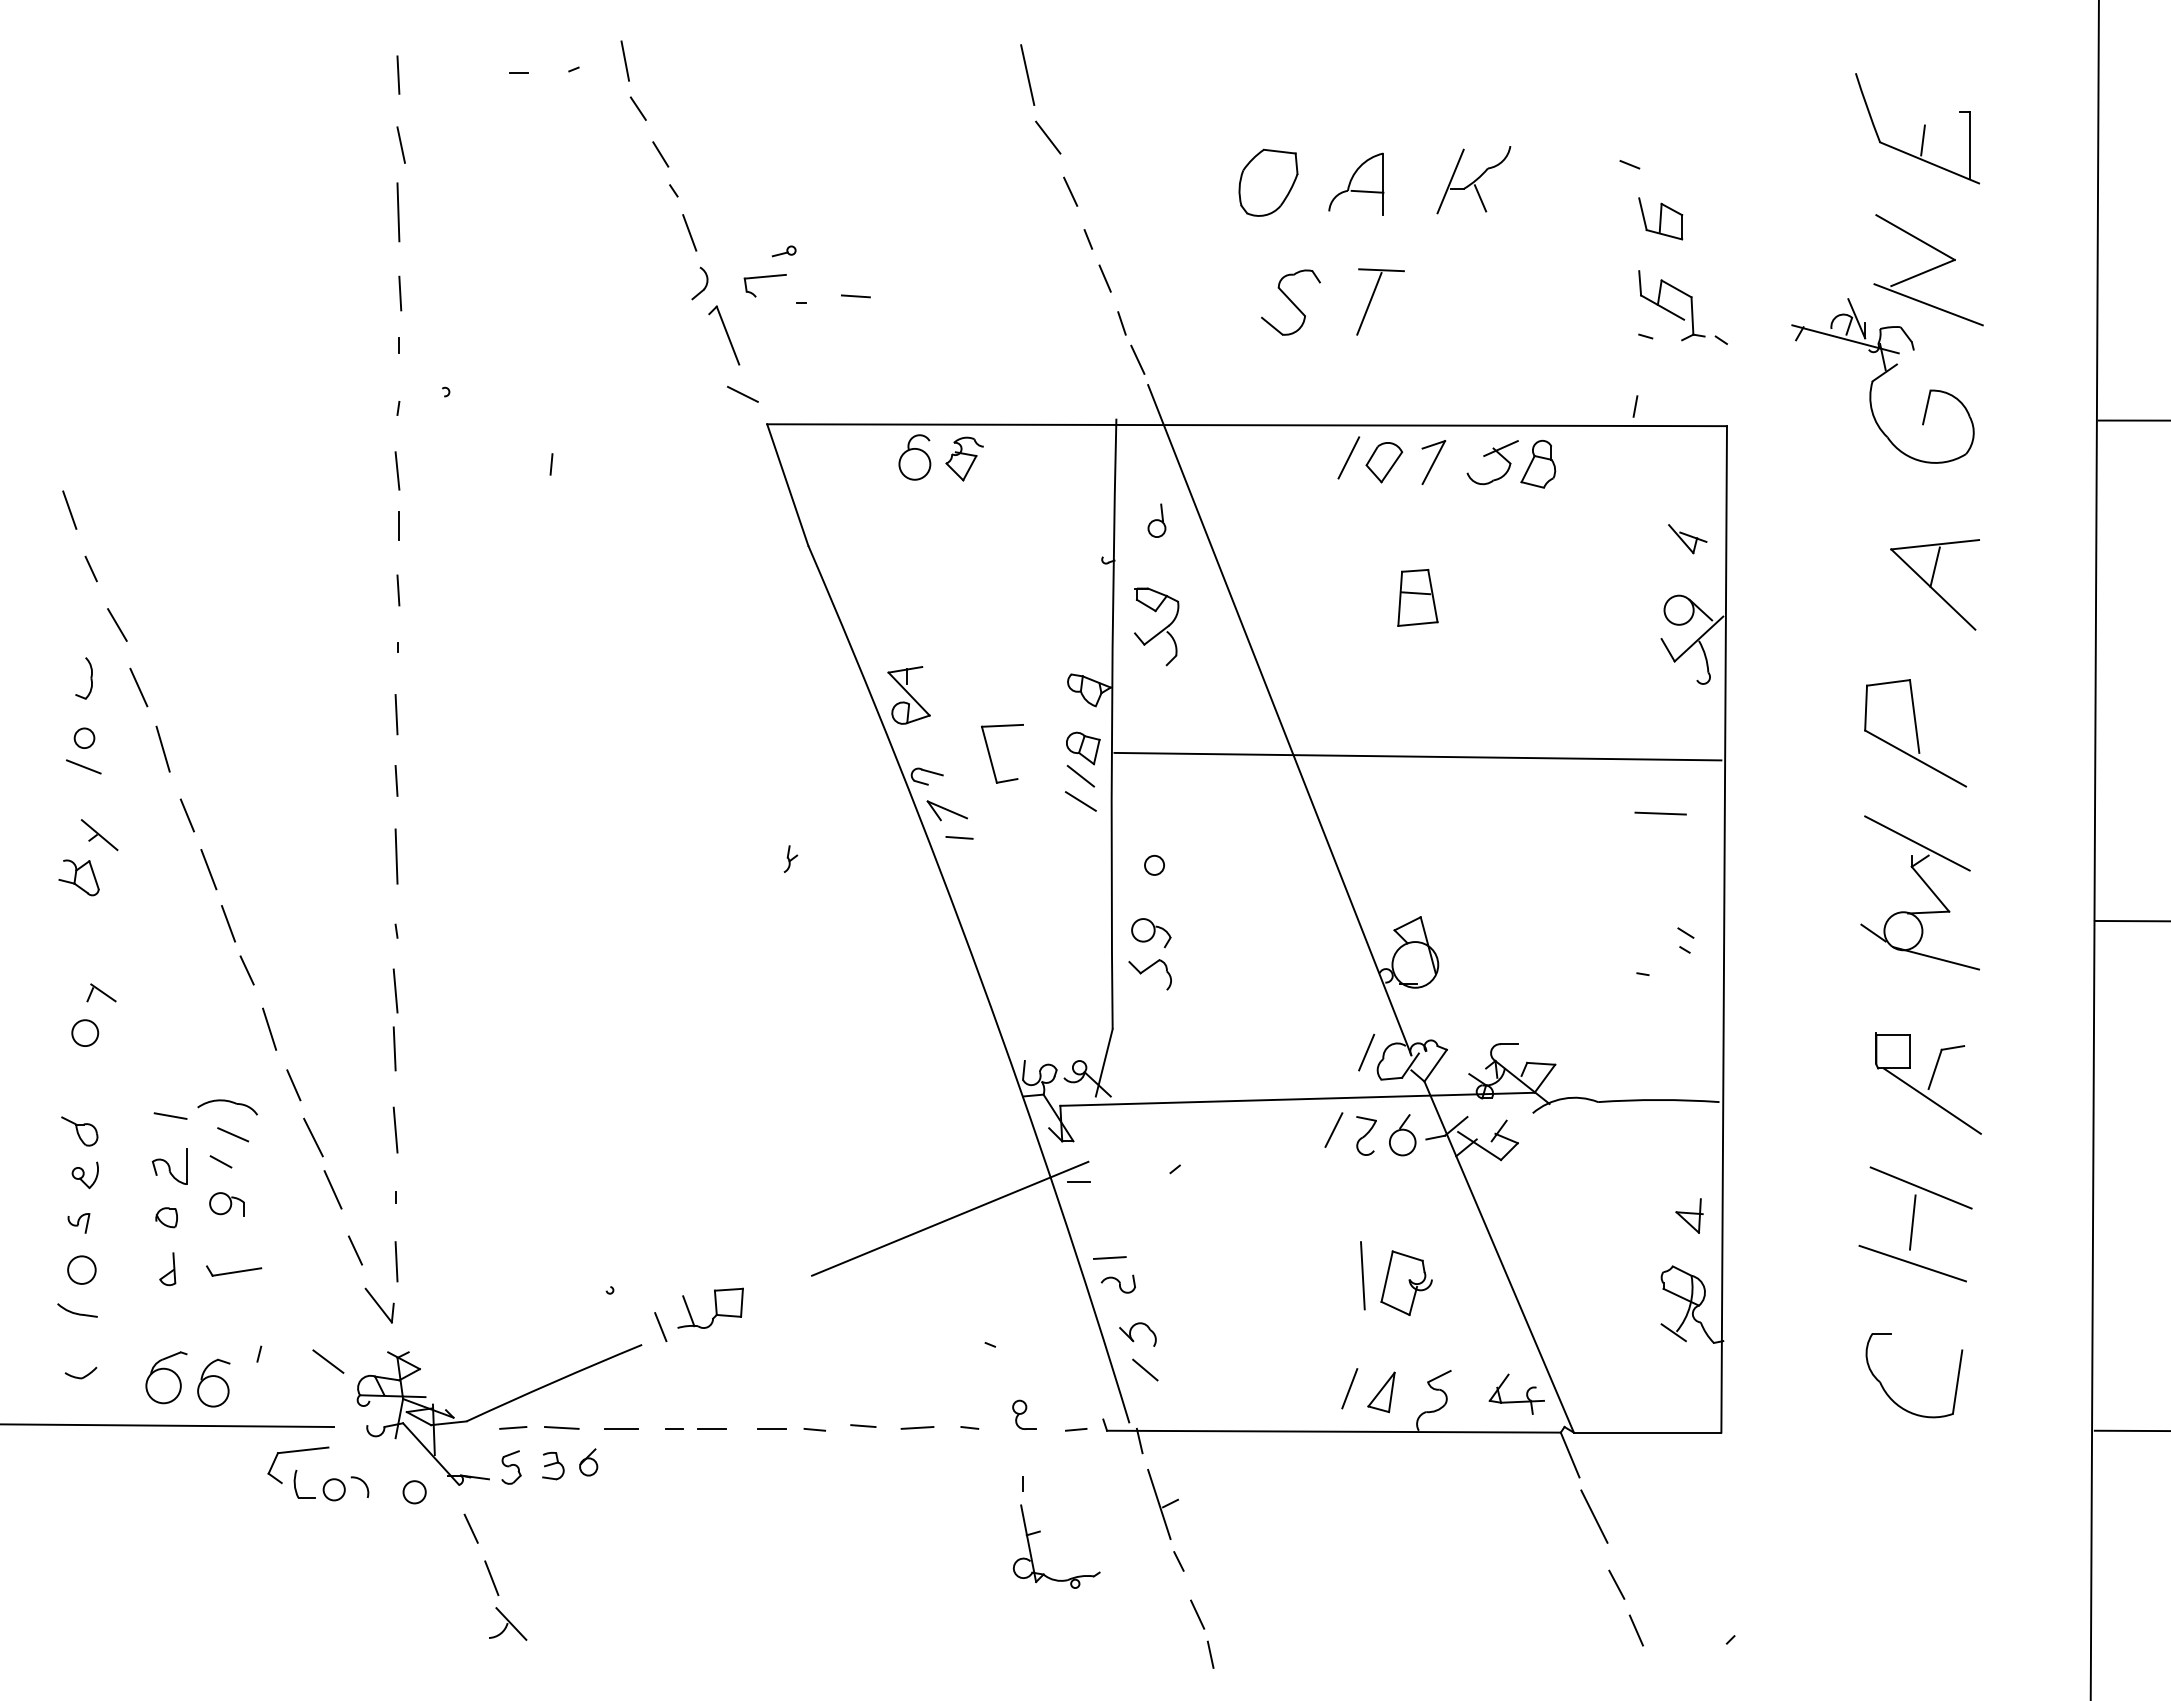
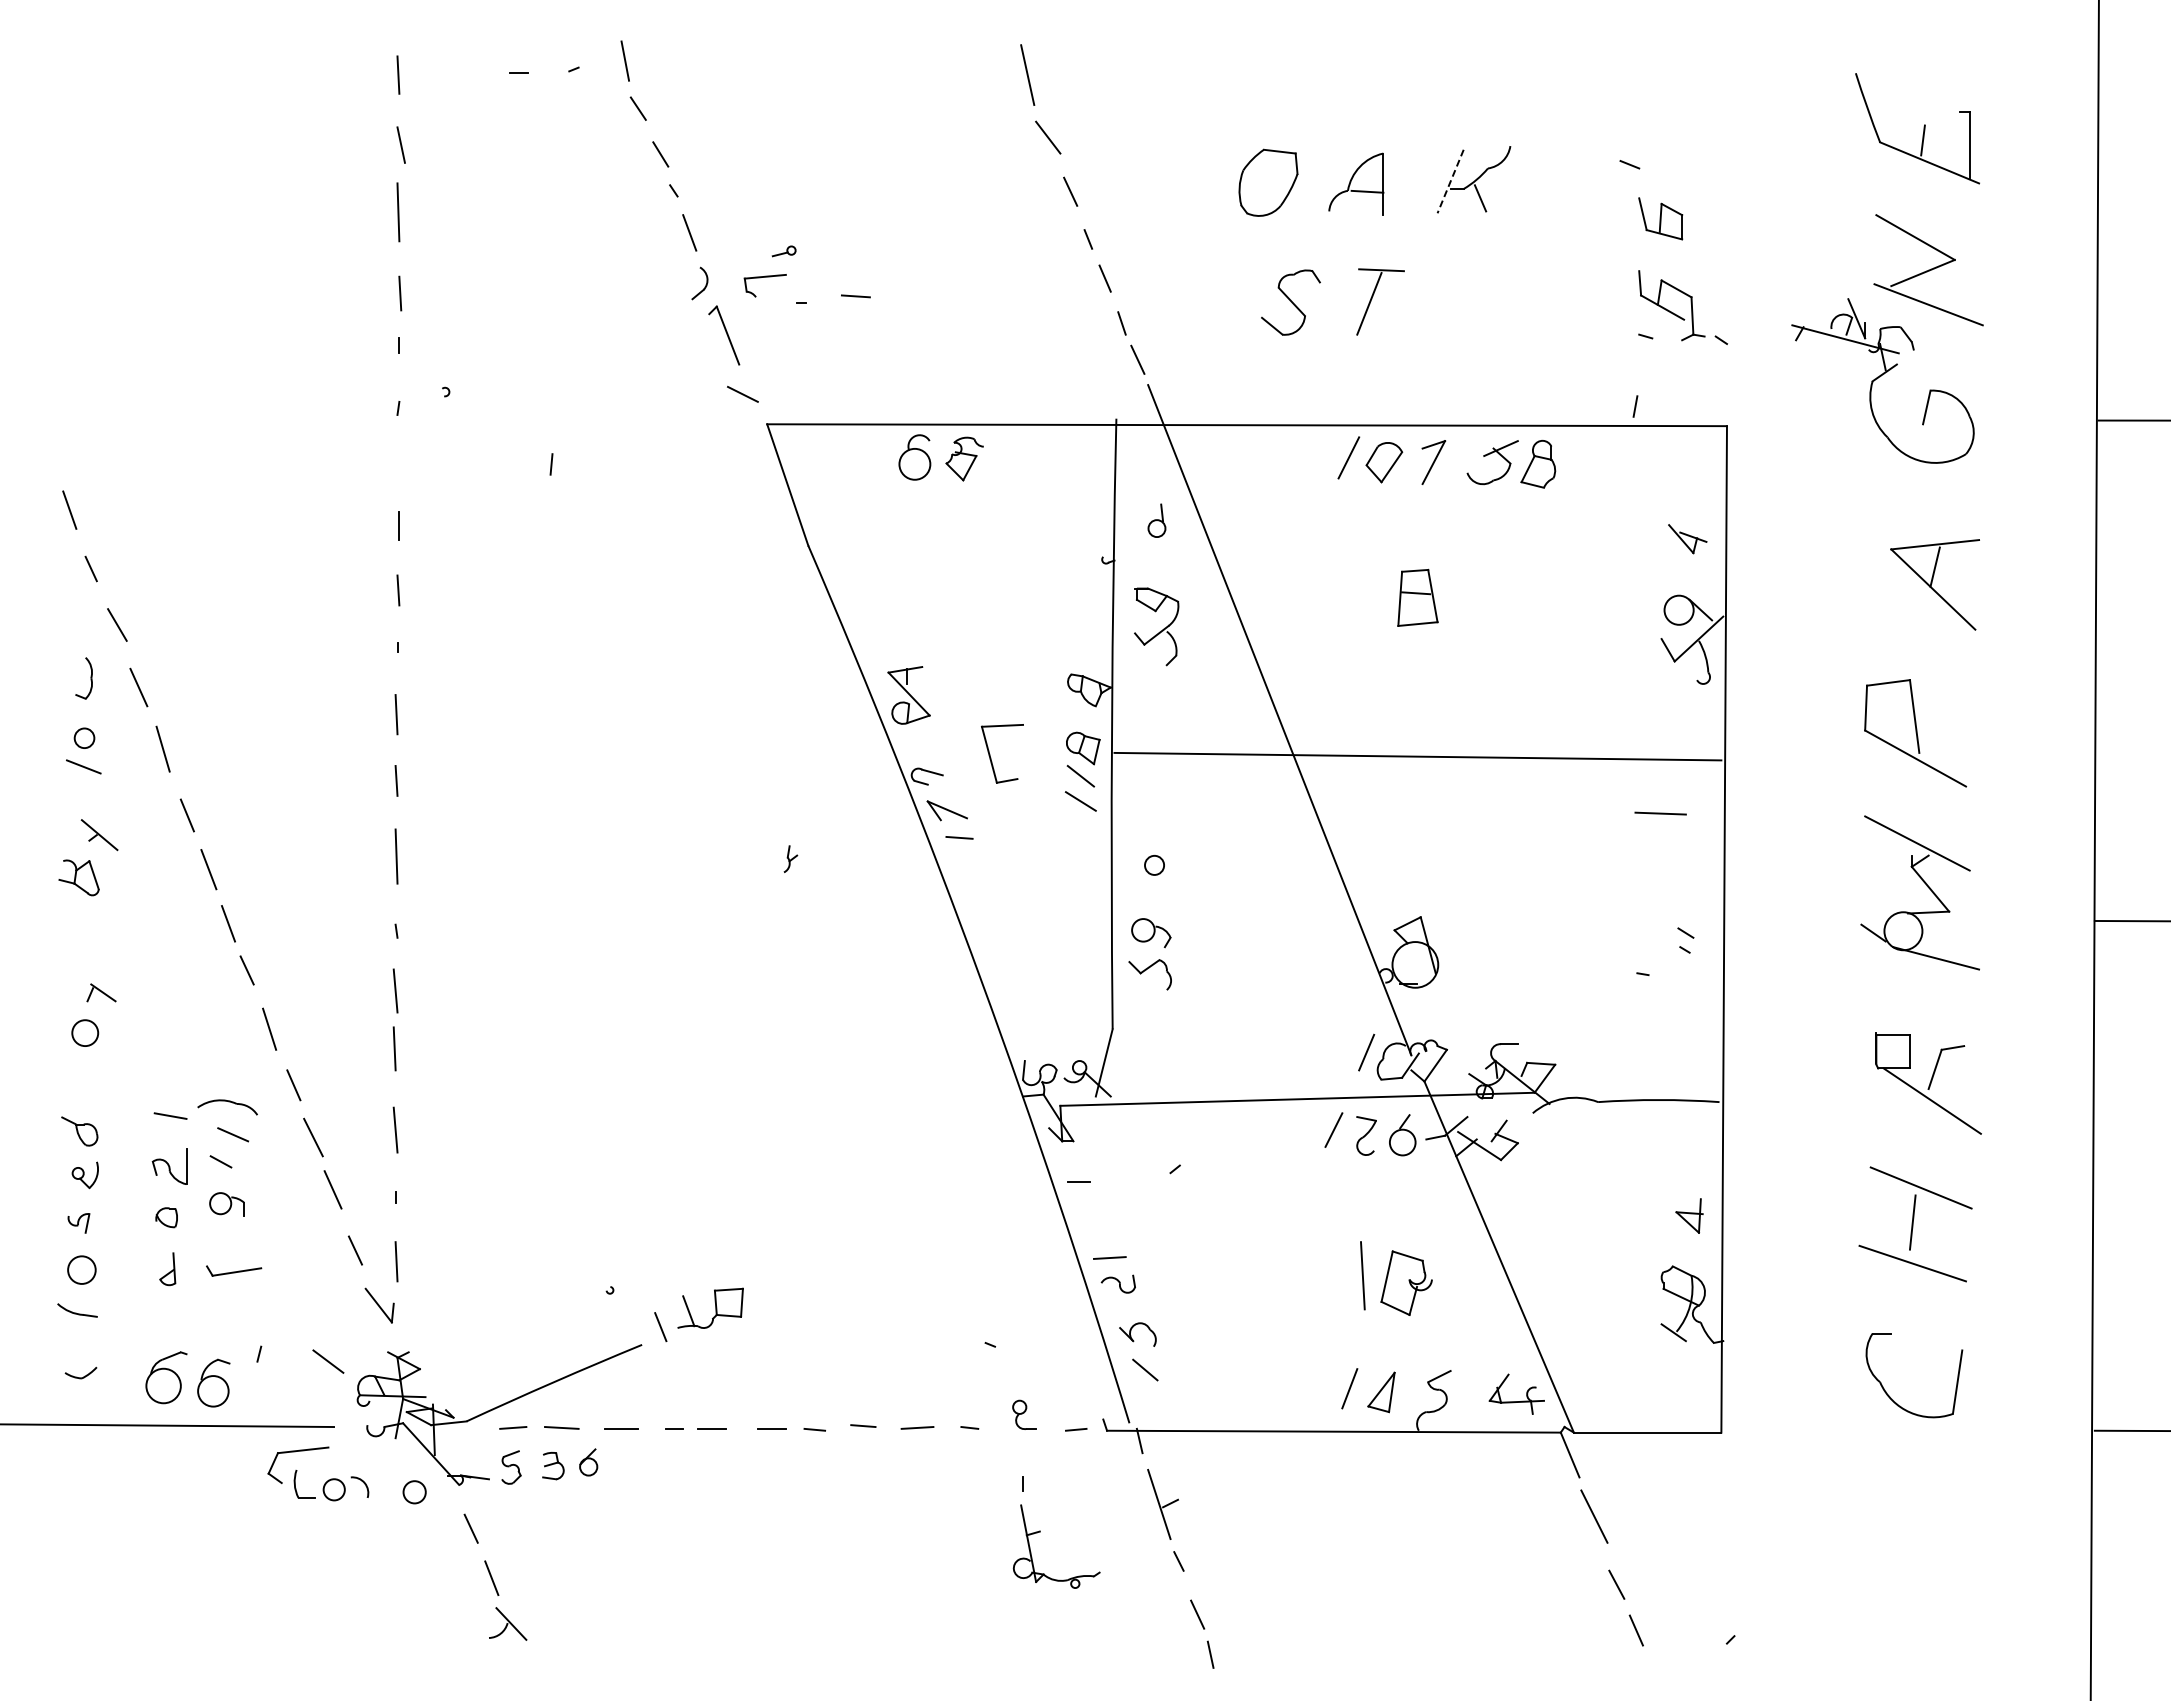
line: solid -> dashed (1450, 182)
line: present -> none (397, 470)
line: present -> none (950, 1218)
